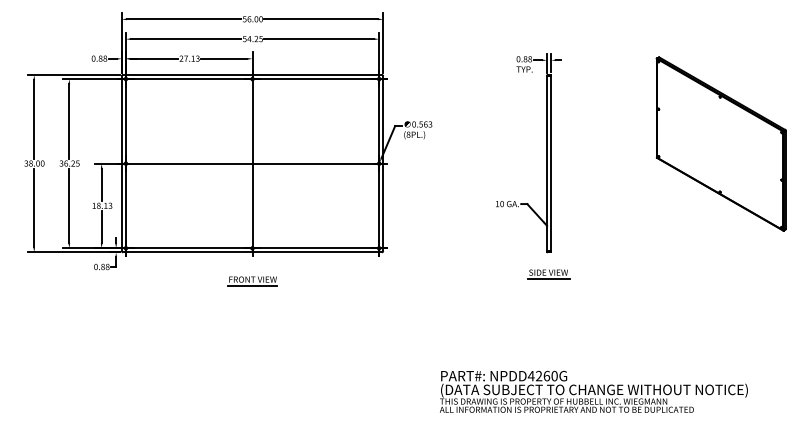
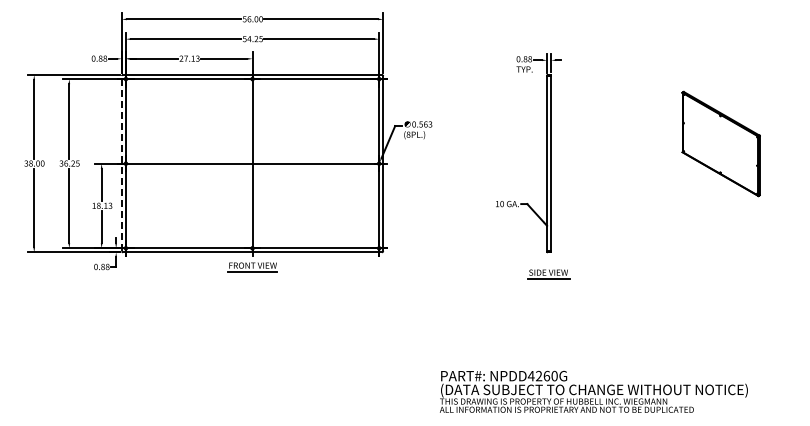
part size: 132x176 px -> 80x108 px (720, 143)
line: solid -> dashed (121, 163)
part position: (252, 281) -> (252, 267) (252, 267)
